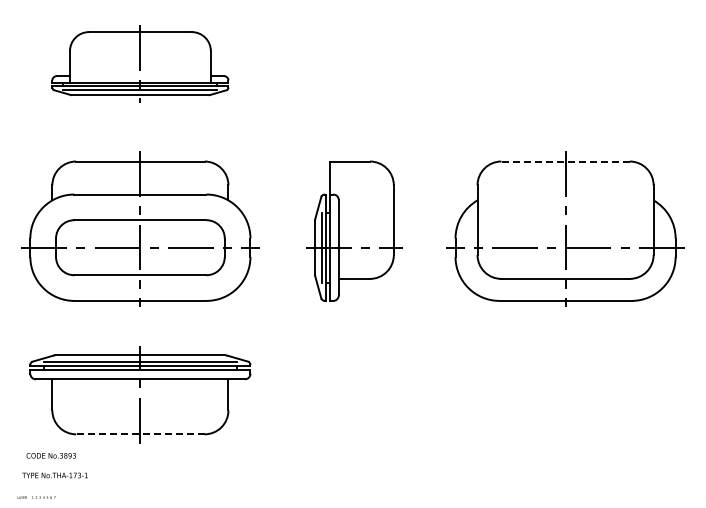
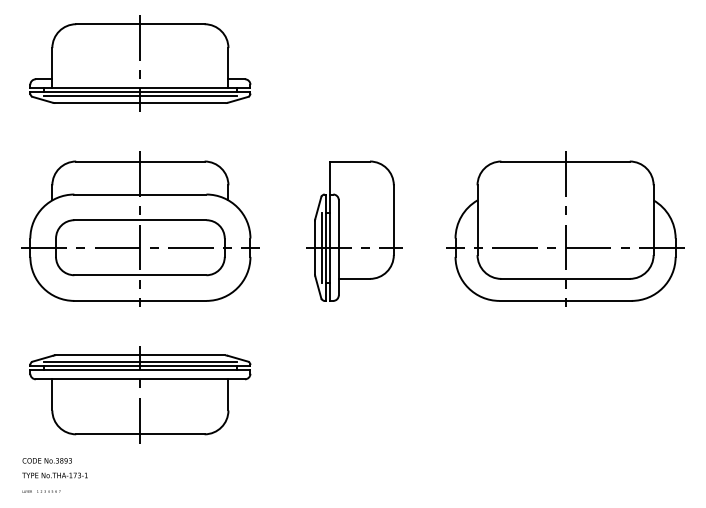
part size: 179x78 px -> 223x97 px (140, 63)
line: dashed -> solid (565, 161)
line: dashed -> solid (139, 434)
text position: (50, 455) -> (46, 460) (46, 460)
text position: (36, 497) -> (41, 491) (41, 491)
